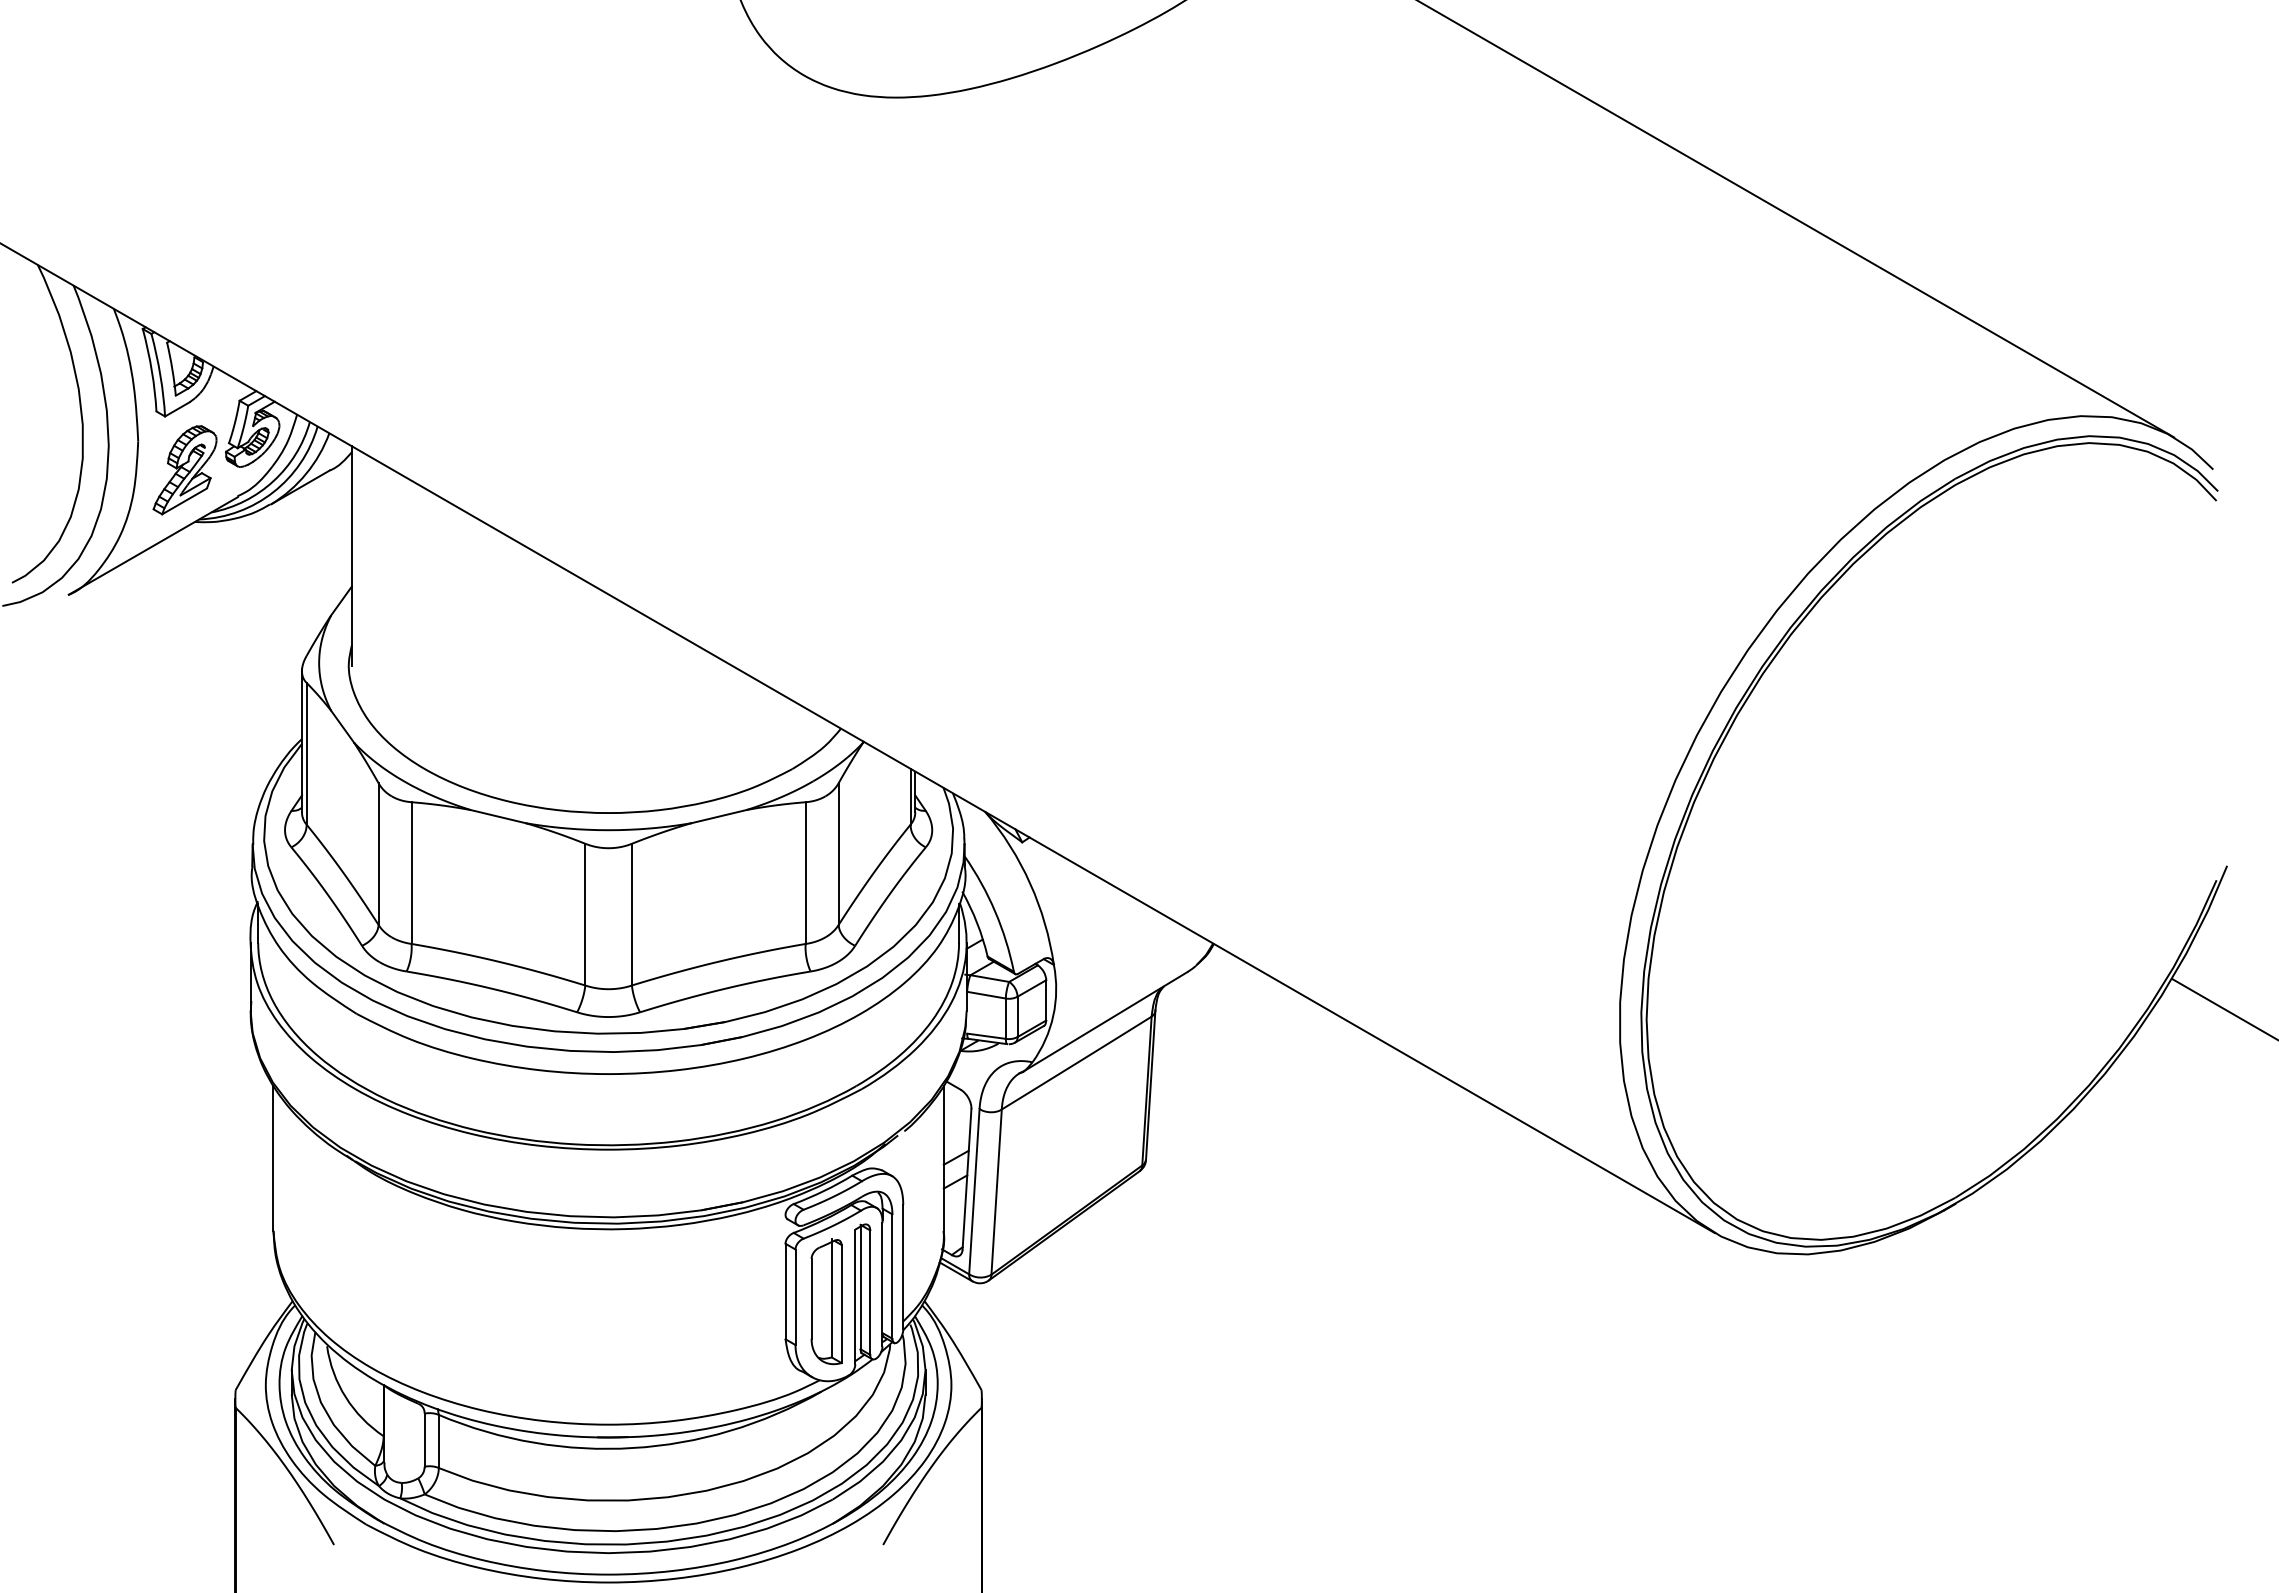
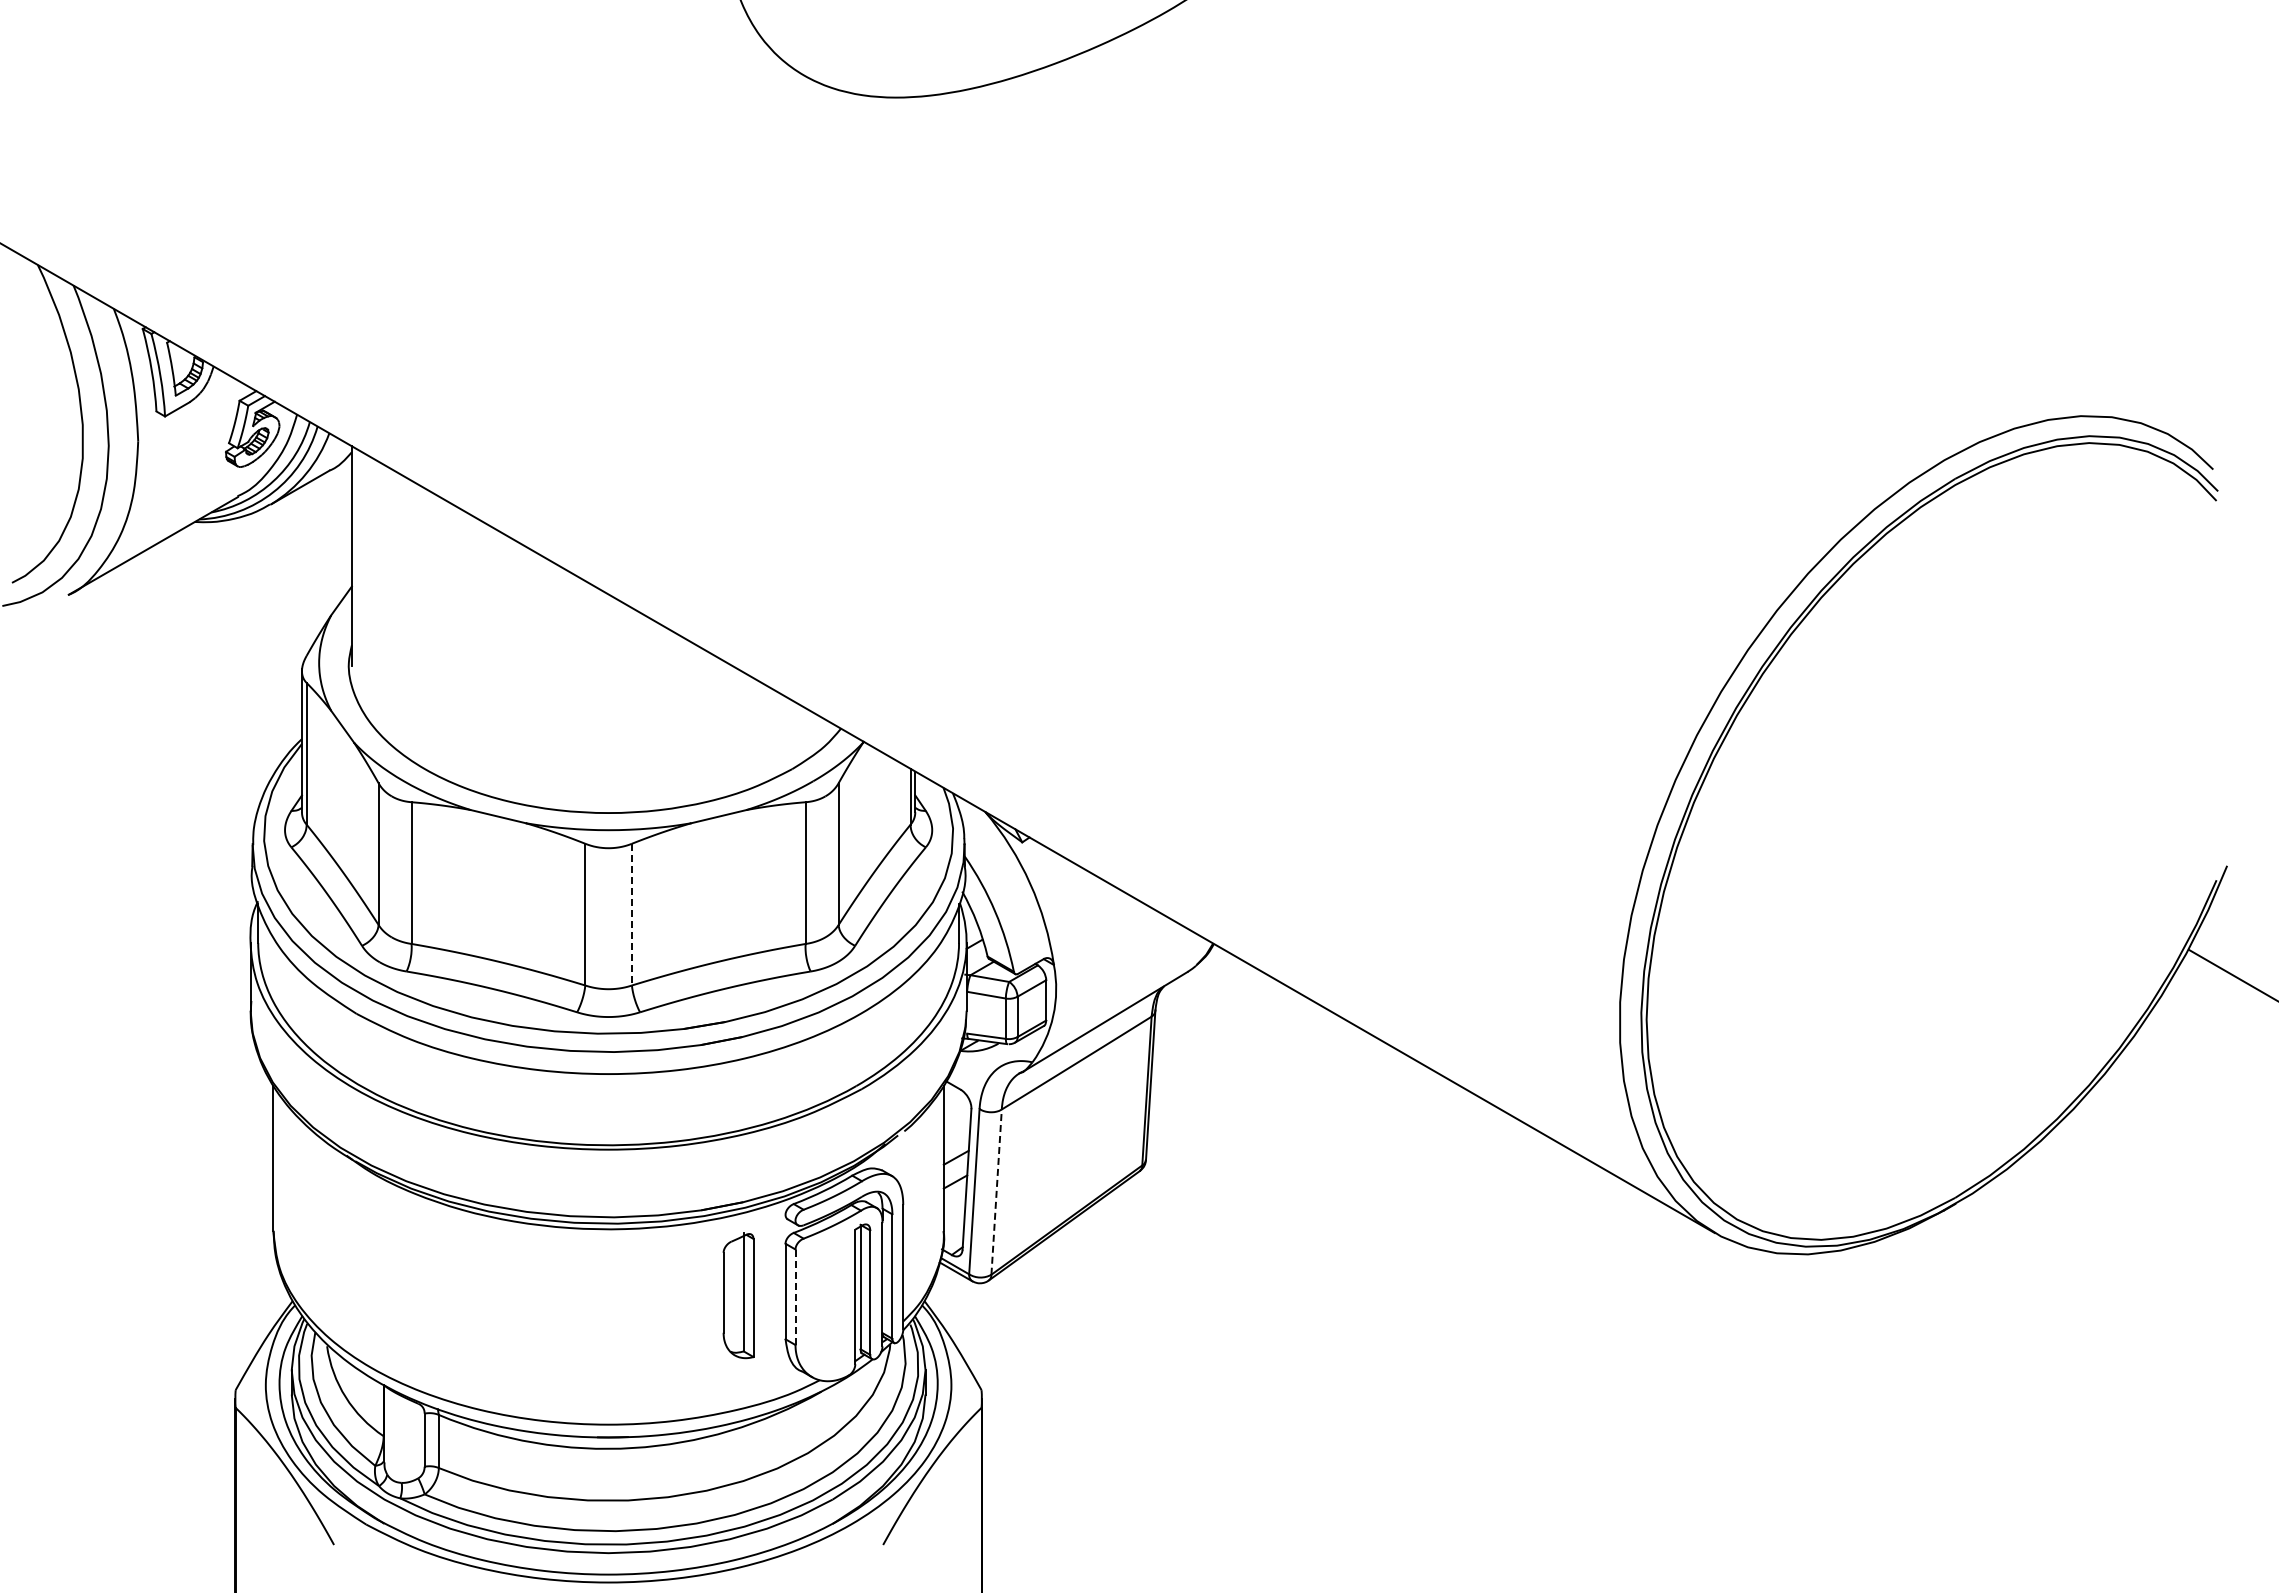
line: present -> none (1797, 219)
part: present -> none (184, 470)
line: solid -> dashed (631, 914)
line position: (2223, 1008) -> (2231, 974) (2231, 974)
line: solid -> dashed (996, 1192)
line: solid -> dashed (795, 1297)
part position: (826, 1301) -> (738, 1295) (738, 1295)
